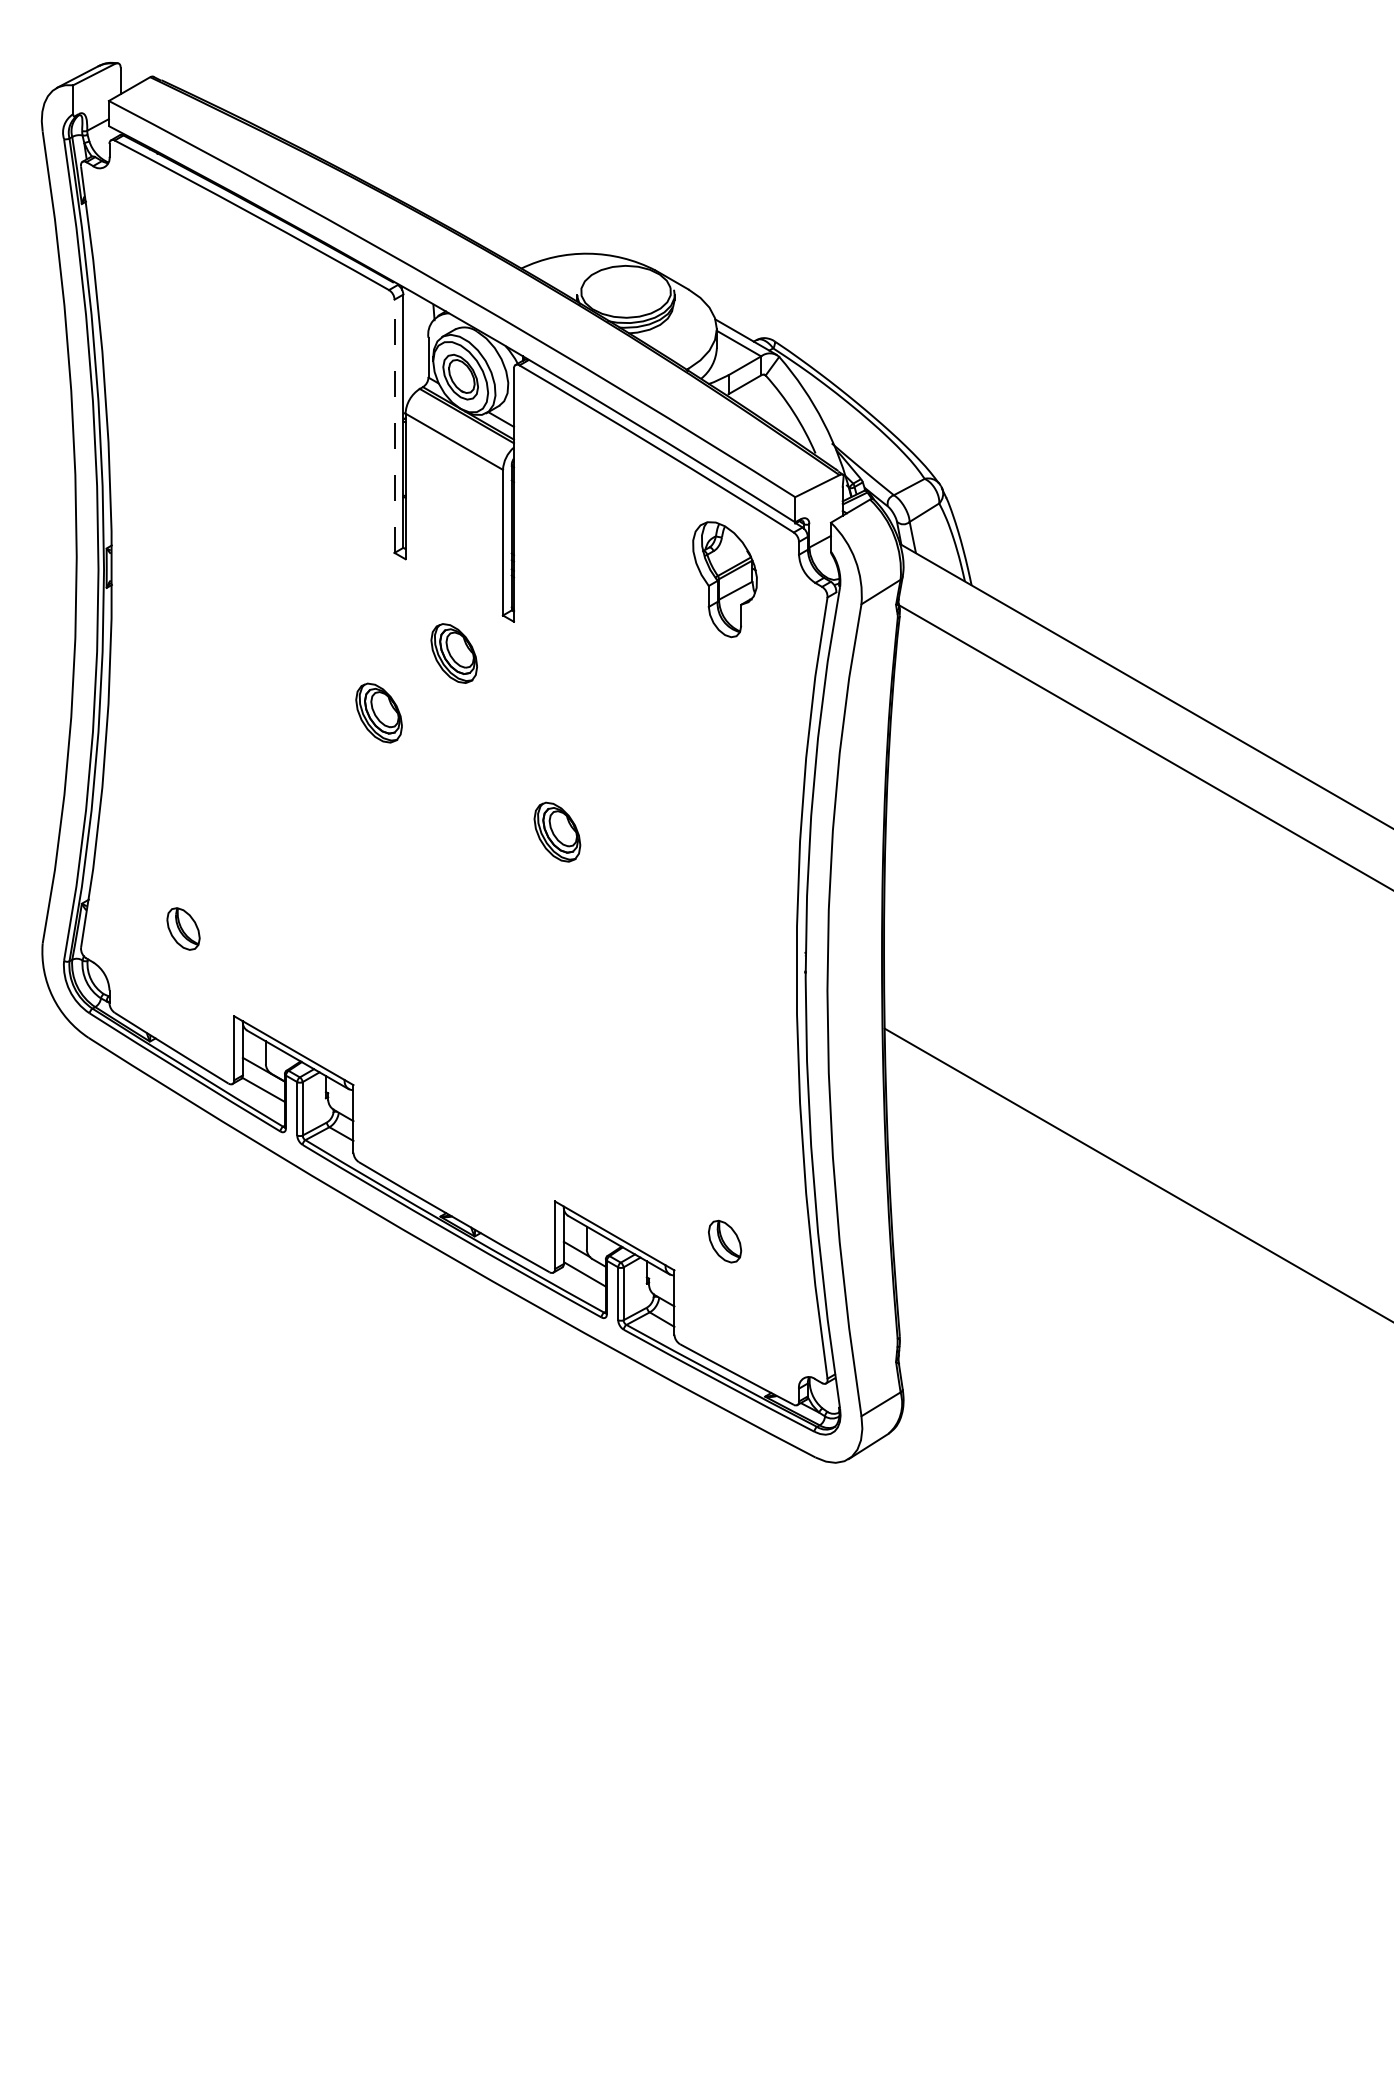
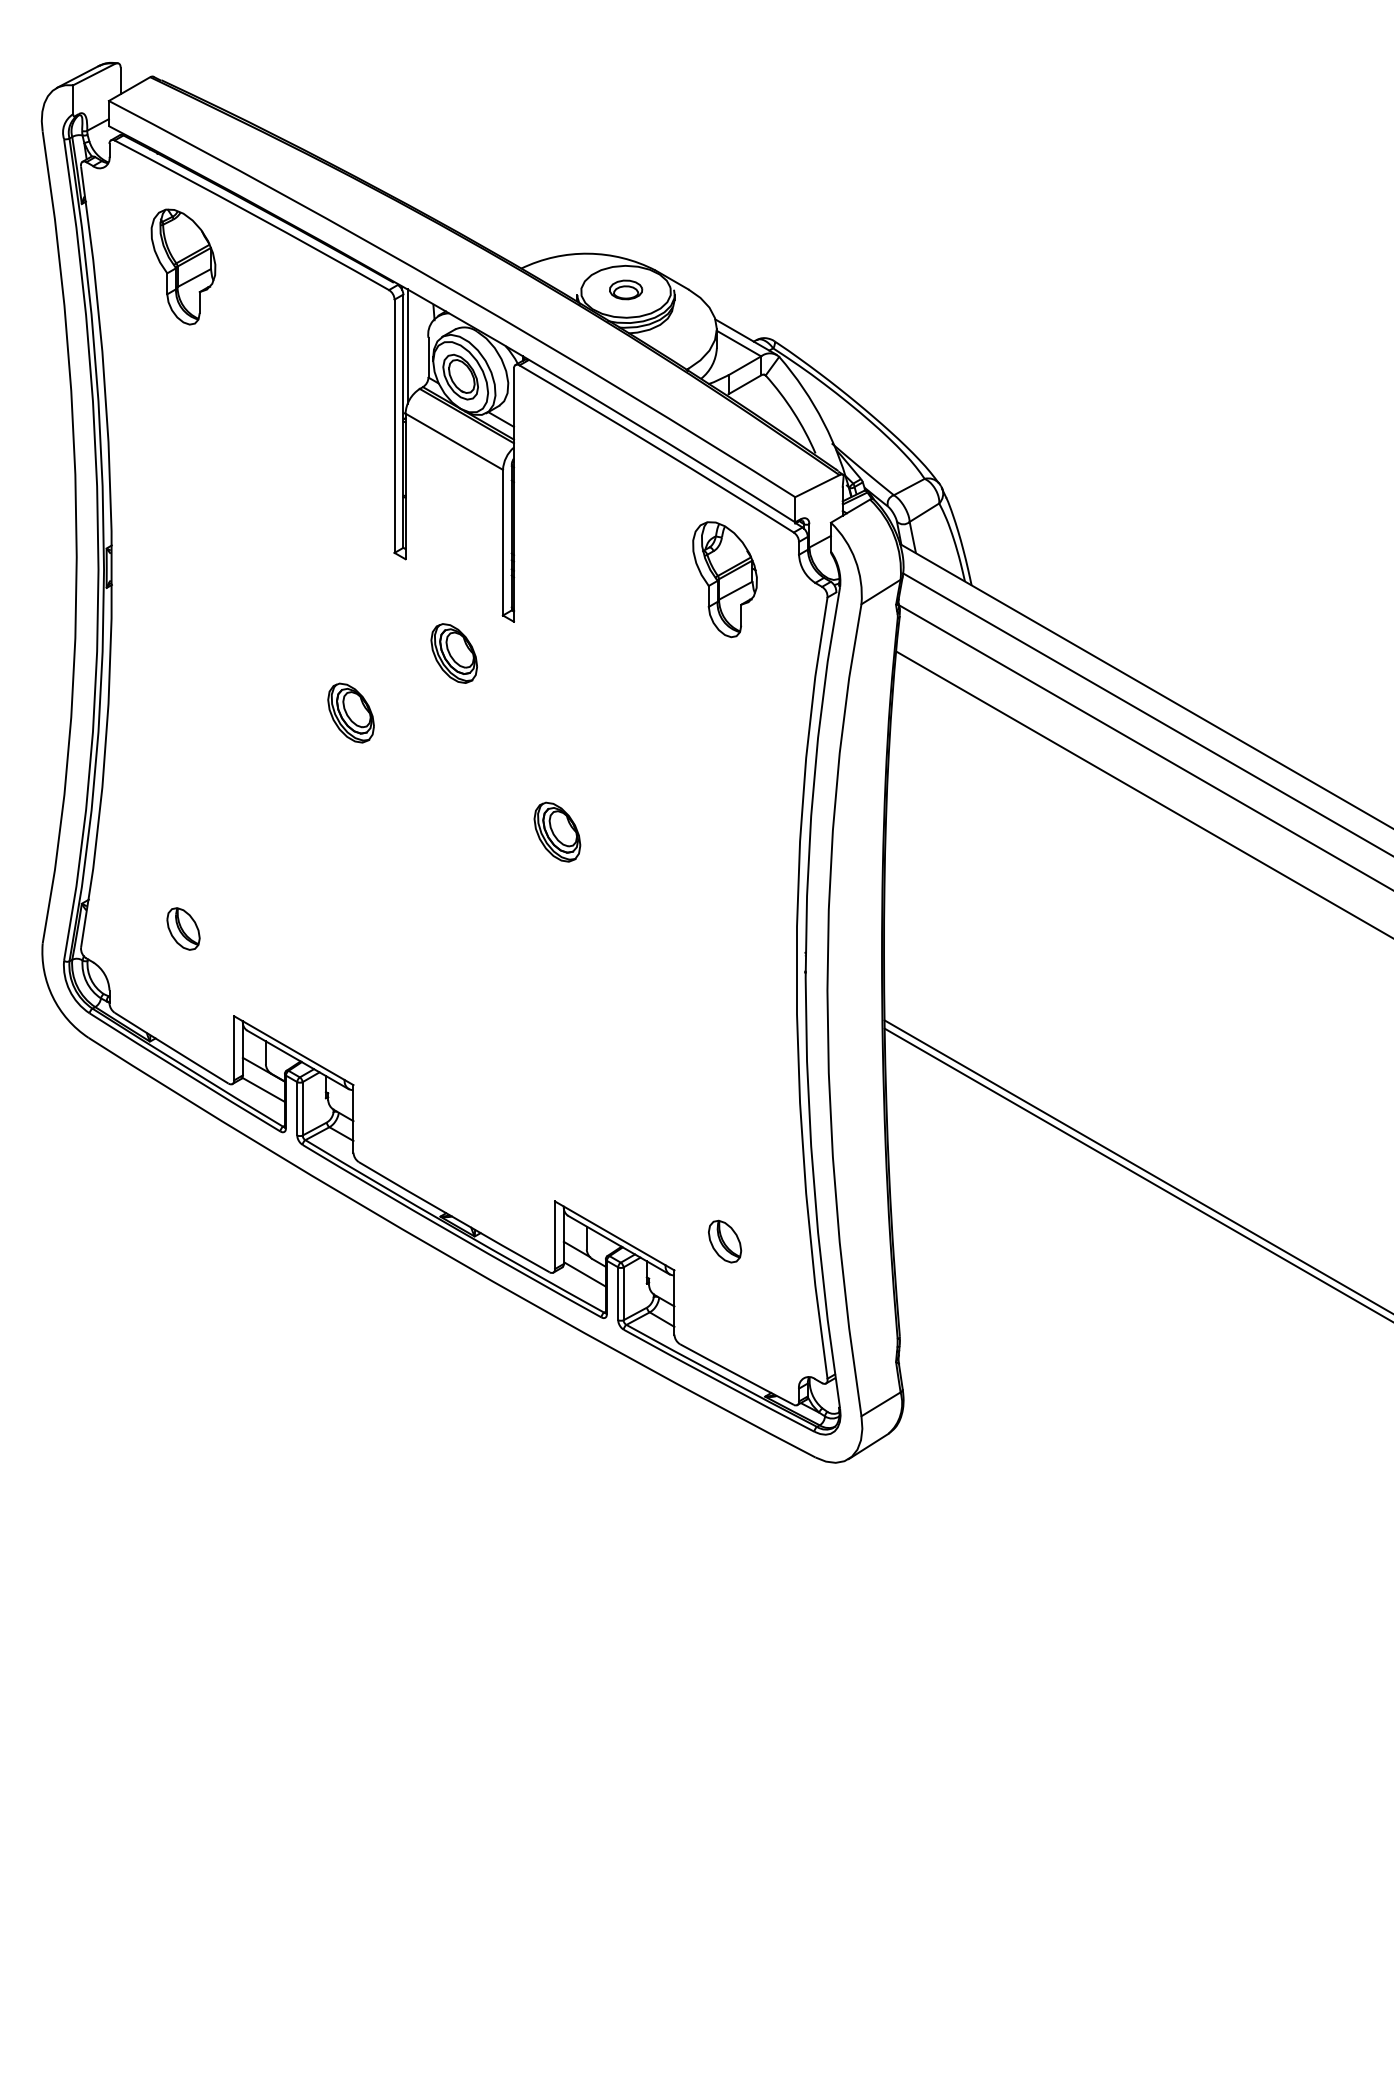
part: none -> present (183, 266)
part: none -> present (626, 289)
line: none -> present (407, 346)
line: dashed -> solid (394, 426)
part position: (378, 712) -> (350, 712) (350, 712)
line: none -> present (1146, 713)
line: none -> present (1143, 793)
line: none -> present (1137, 1166)
